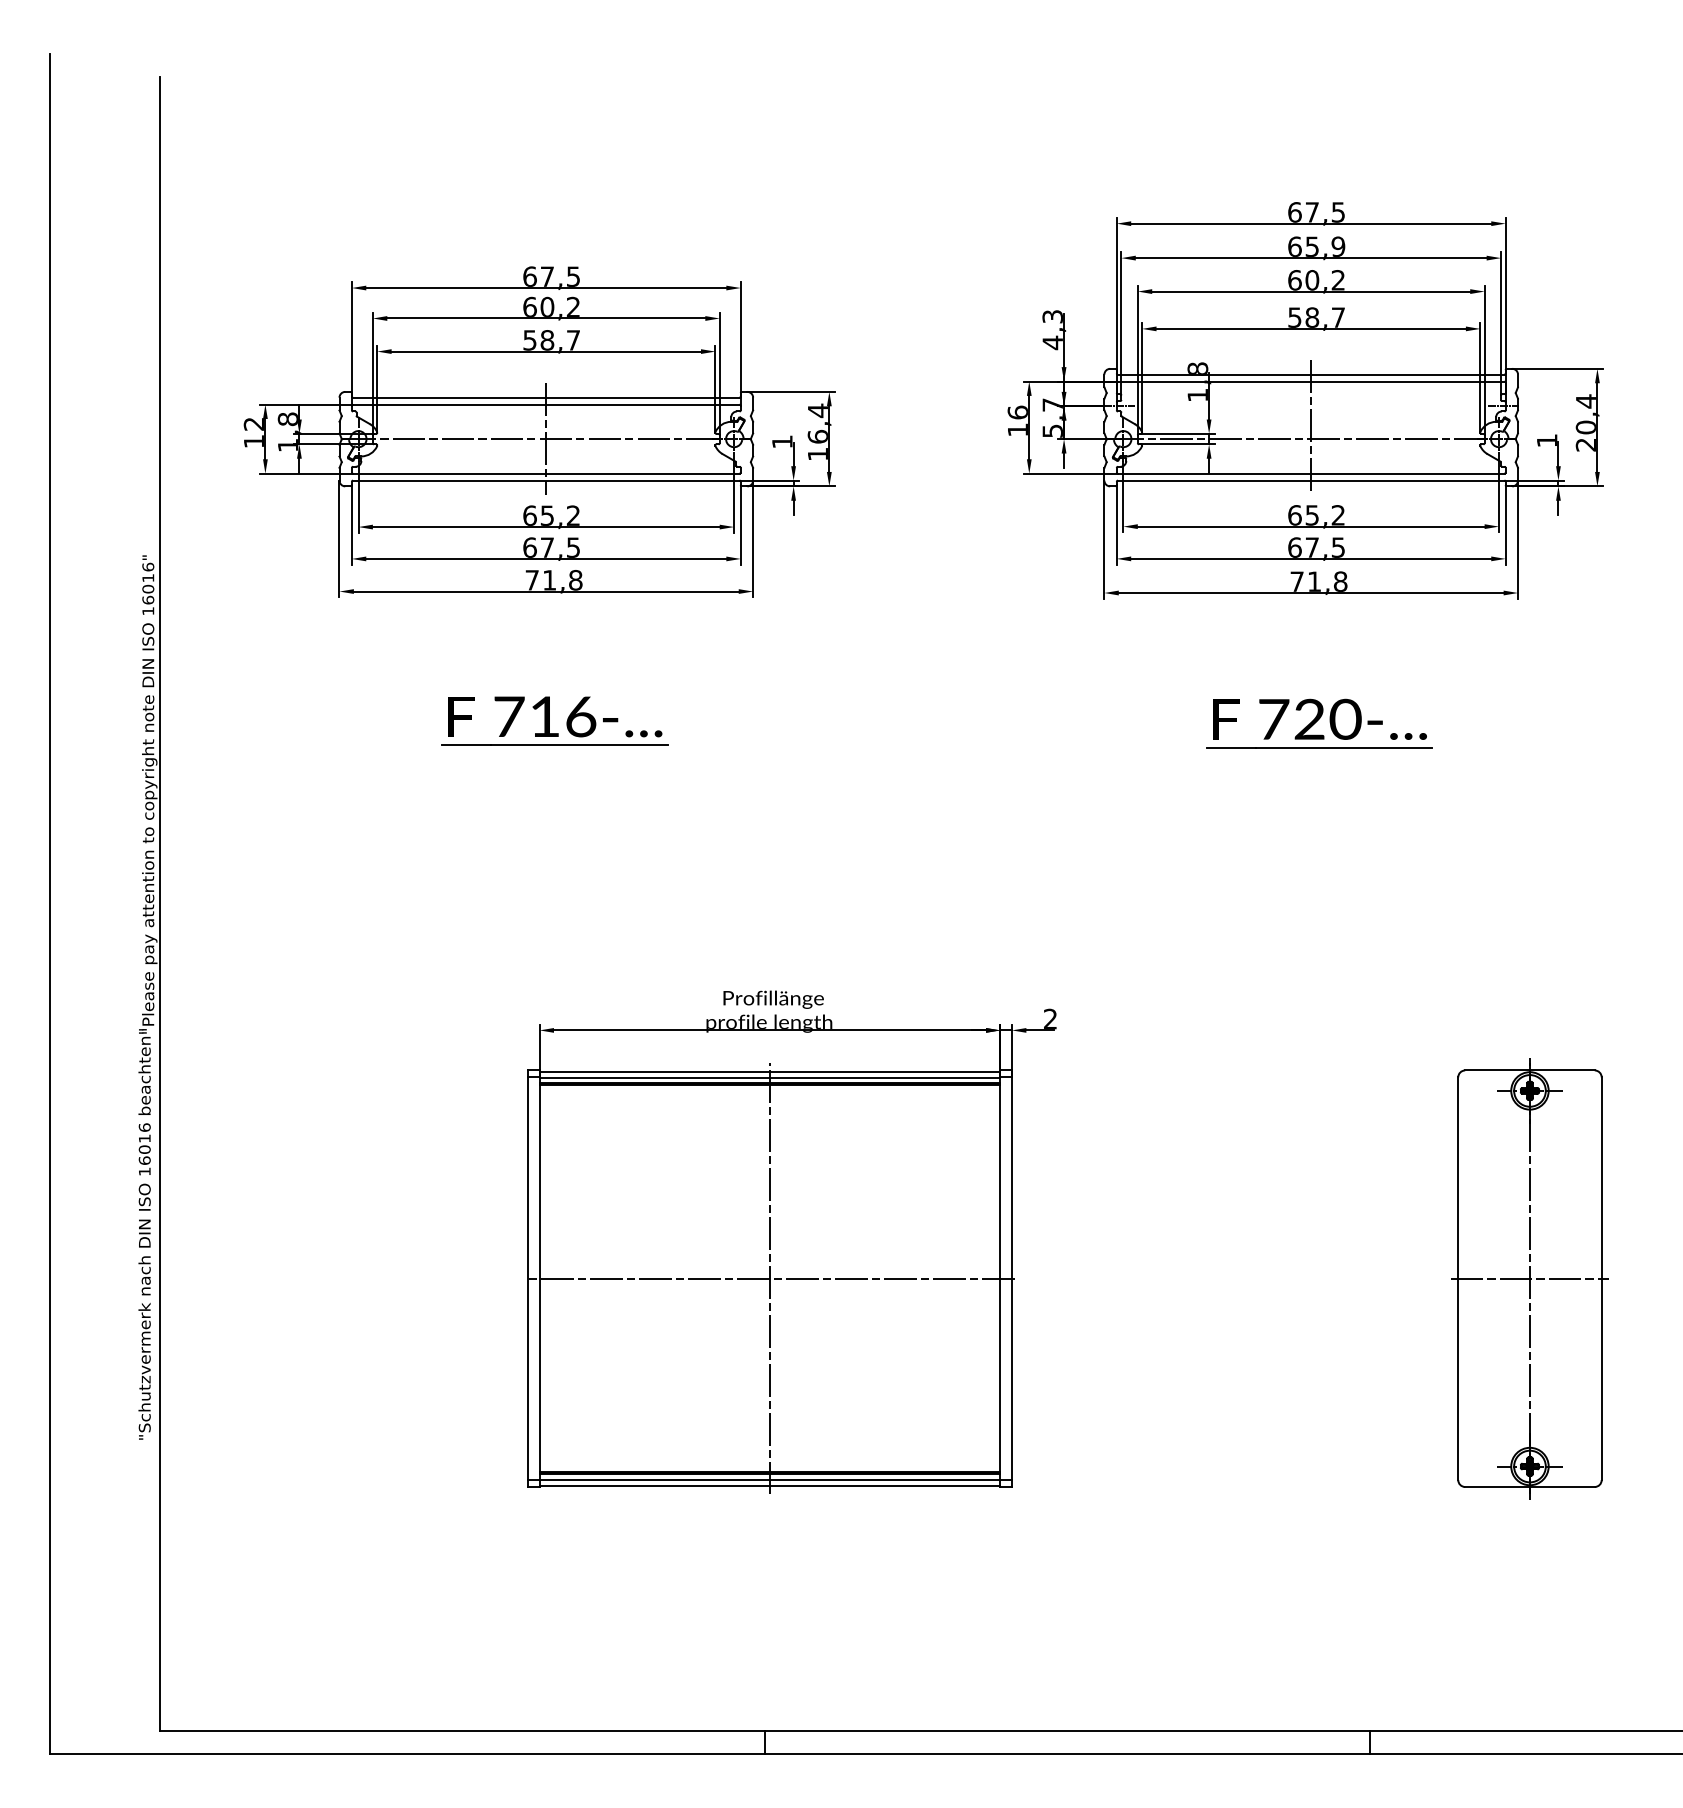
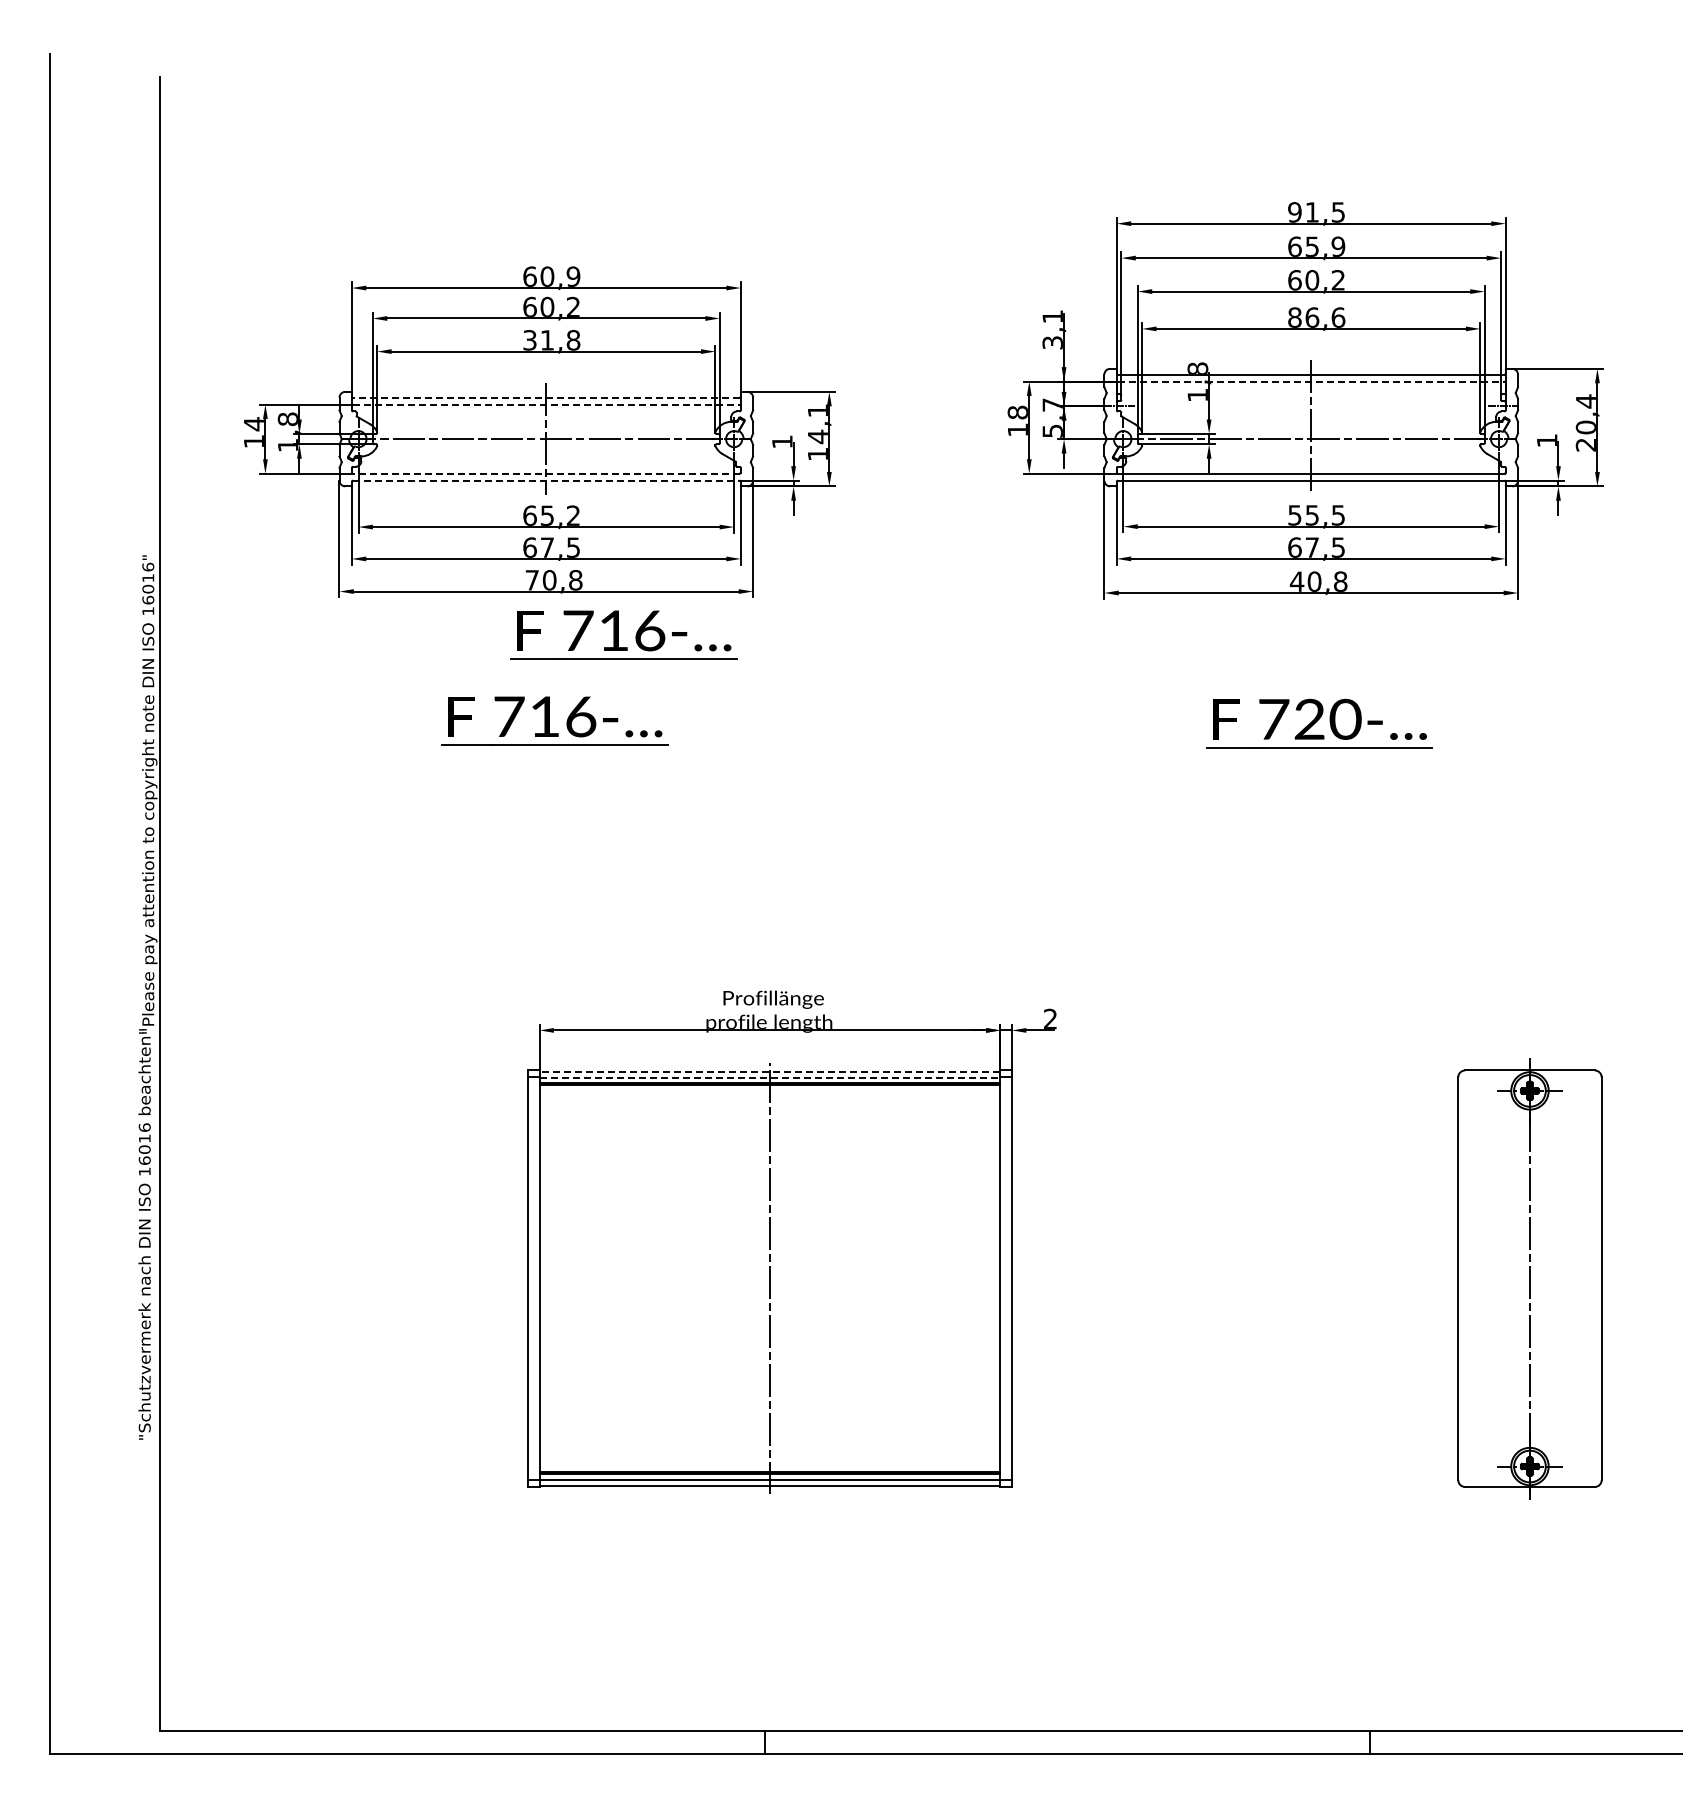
text: 67,5 -> 91,5 (1303, 212)
text: 67,5 -> 60,9 (560, 276)
text: 58,7 -> 86,6 (1316, 317)
text: 4,3 -> 3,1 (1052, 330)
text: 58,7 -> 31,8 (552, 340)
line: solid -> dashed (1311, 381)
line: solid -> dashed (545, 397)
line: solid -> dashed (546, 404)
text: 16 -> 18 (1017, 412)
text: 16,4 -> 14,1 (817, 423)
text: 12 -> 14 (253, 424)
line: solid -> dashed (545, 473)
line: solid -> dashed (546, 480)
text: 65,2 -> 55,5 (1316, 515)
text: 71,8 -> 70,8 (549, 580)
text: 71,8 -> 40,8 (1305, 581)
part: none -> present (623, 634)
line: solid -> dashed (769, 1071)
line: solid -> dashed (770, 1077)
line: present -> none (769, 1278)
line: present -> none (1529, 1278)
